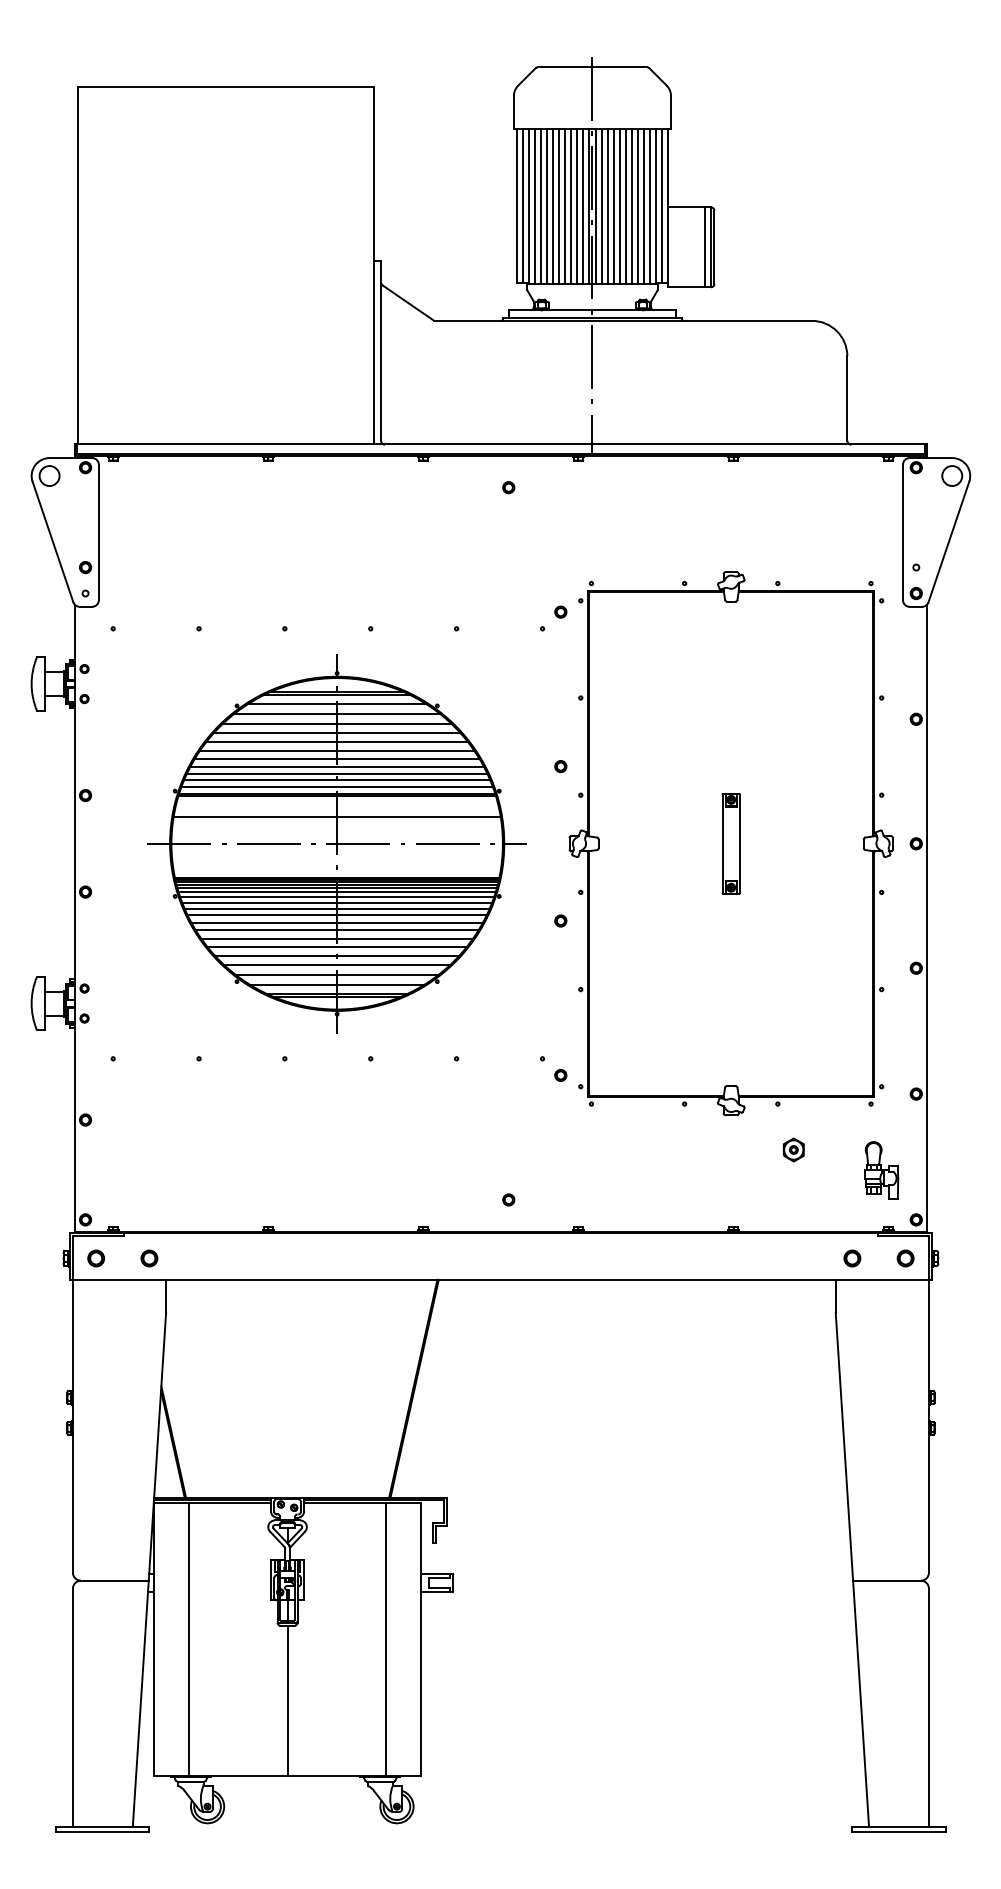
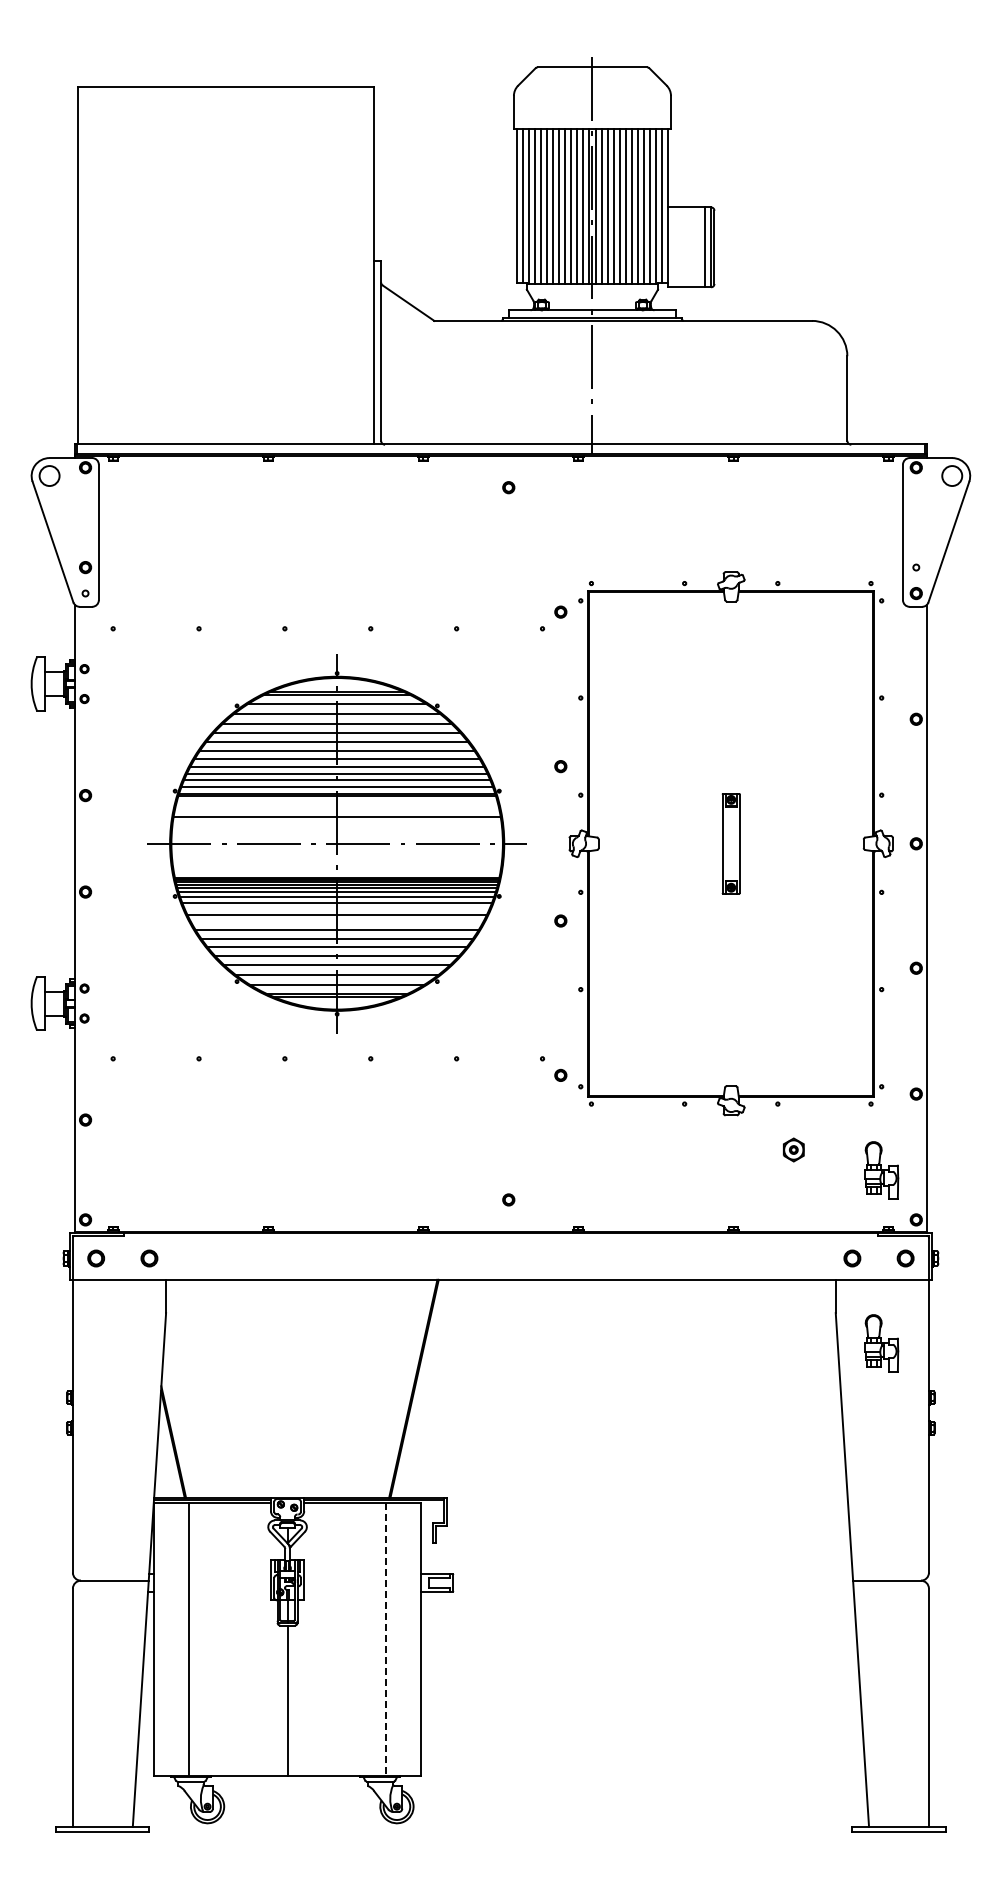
line: present -> none (336, 908)
line: present -> none (337, 922)
part: none -> present (881, 1343)
line: solid -> dashed (386, 1640)
